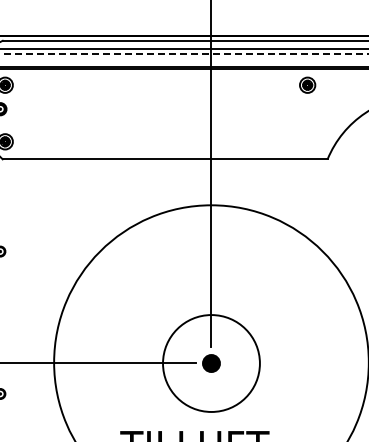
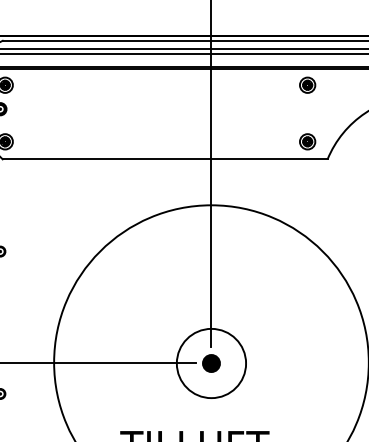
line: dashed -> solid (184, 54)
part: none -> present (307, 141)
circle diameter: 97 px -> 69 px (211, 363)
